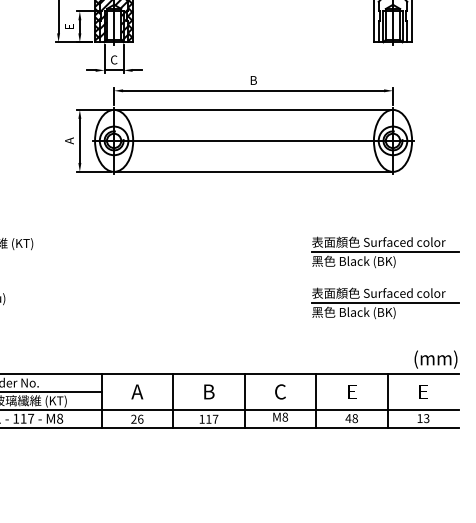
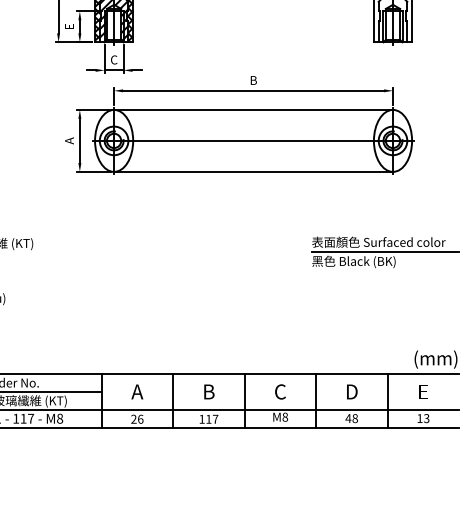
part: present -> none (385, 303)
text: E -> D (352, 391)
